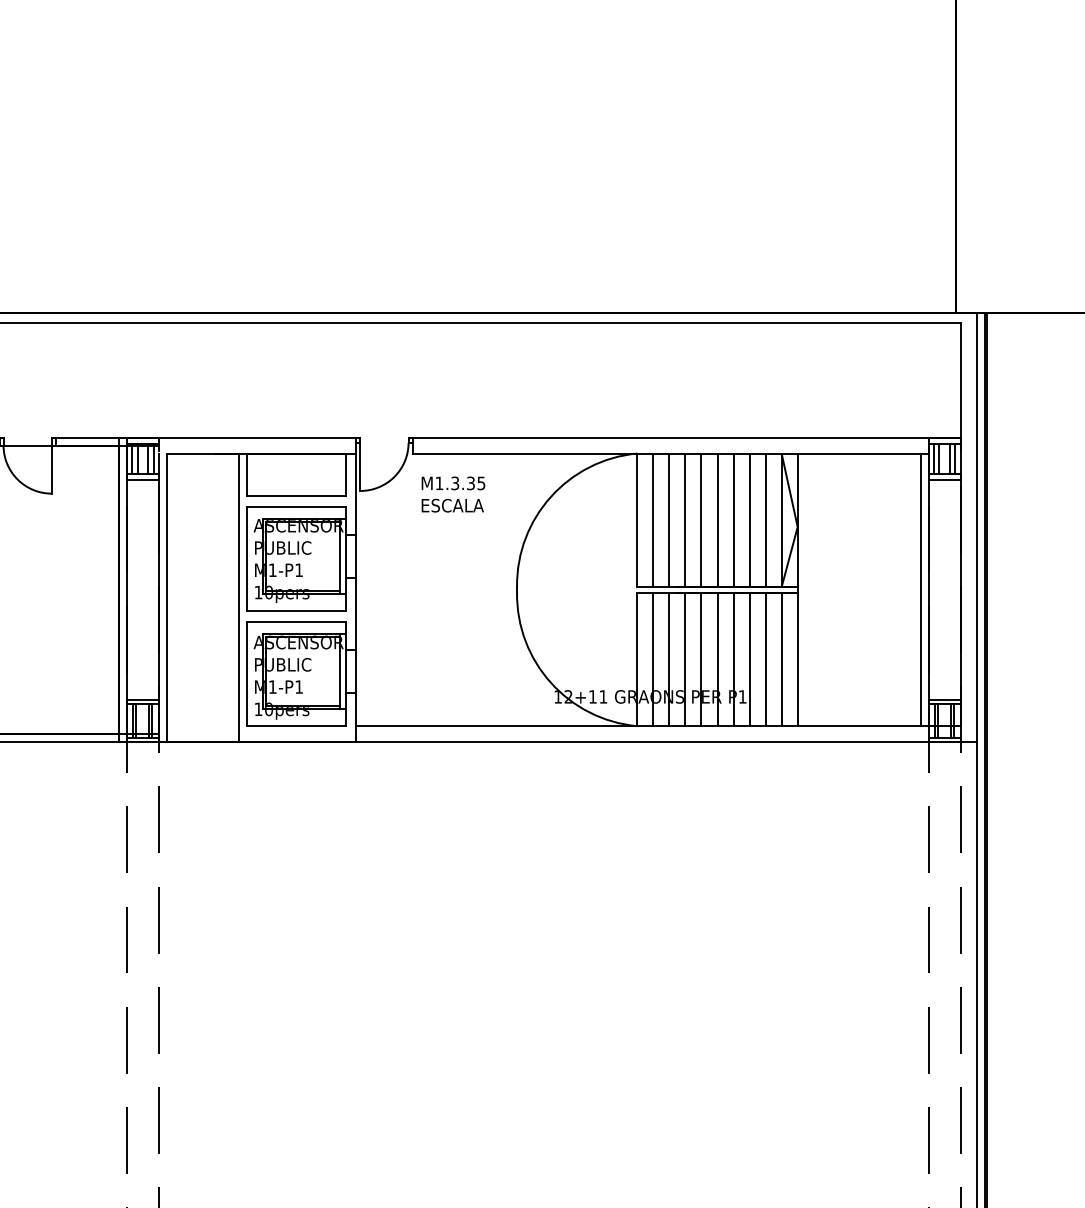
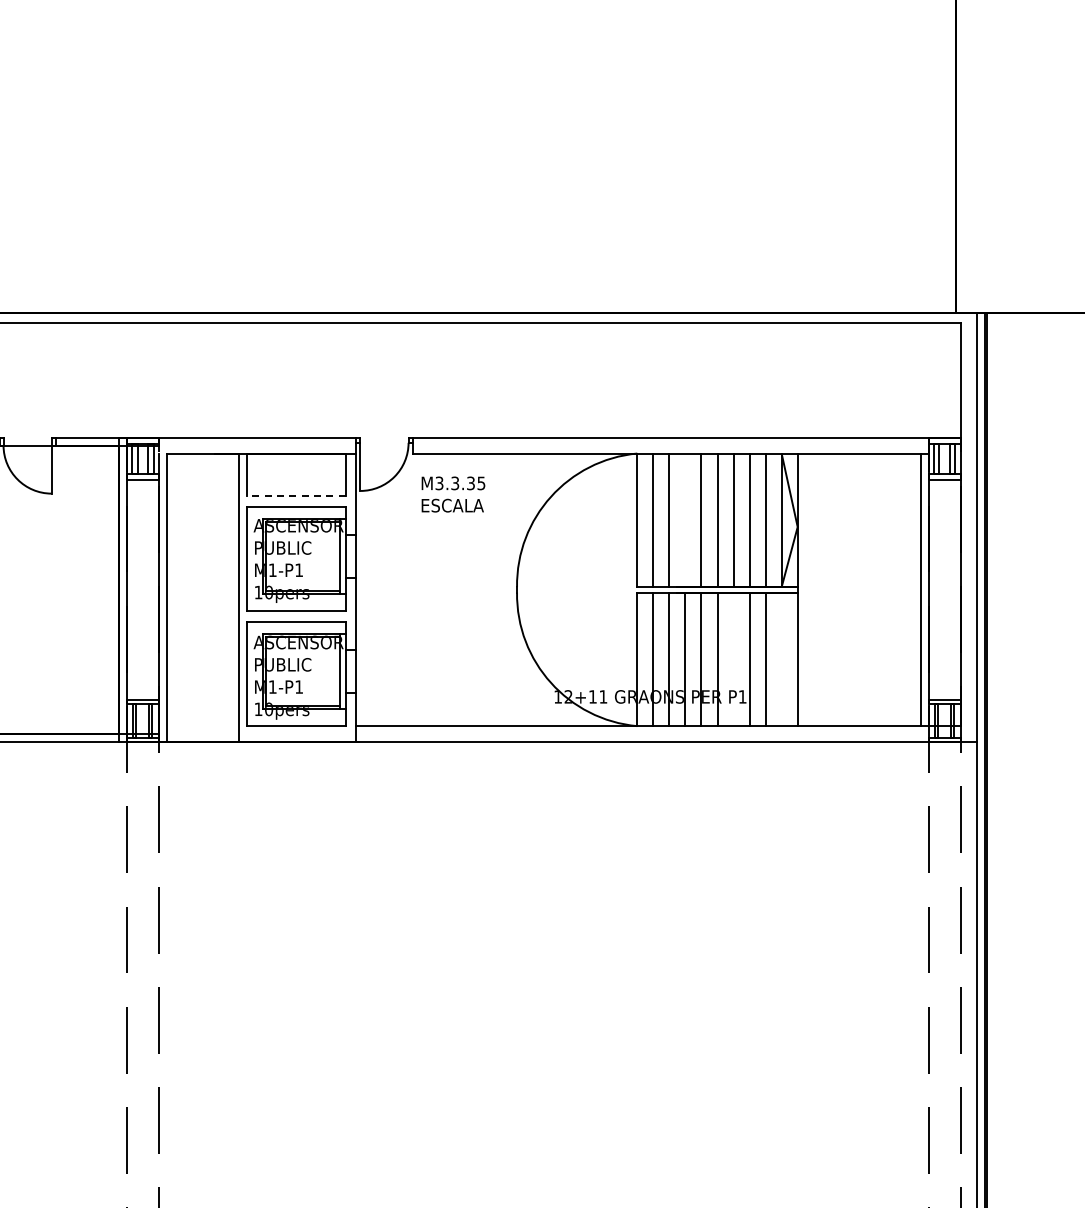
text: M1.3.35 -> M3.3.35 (439, 483)
line: solid -> dashed (295, 496)
line: present -> none (685, 520)
line: present -> none (733, 659)
line: present -> none (781, 659)
